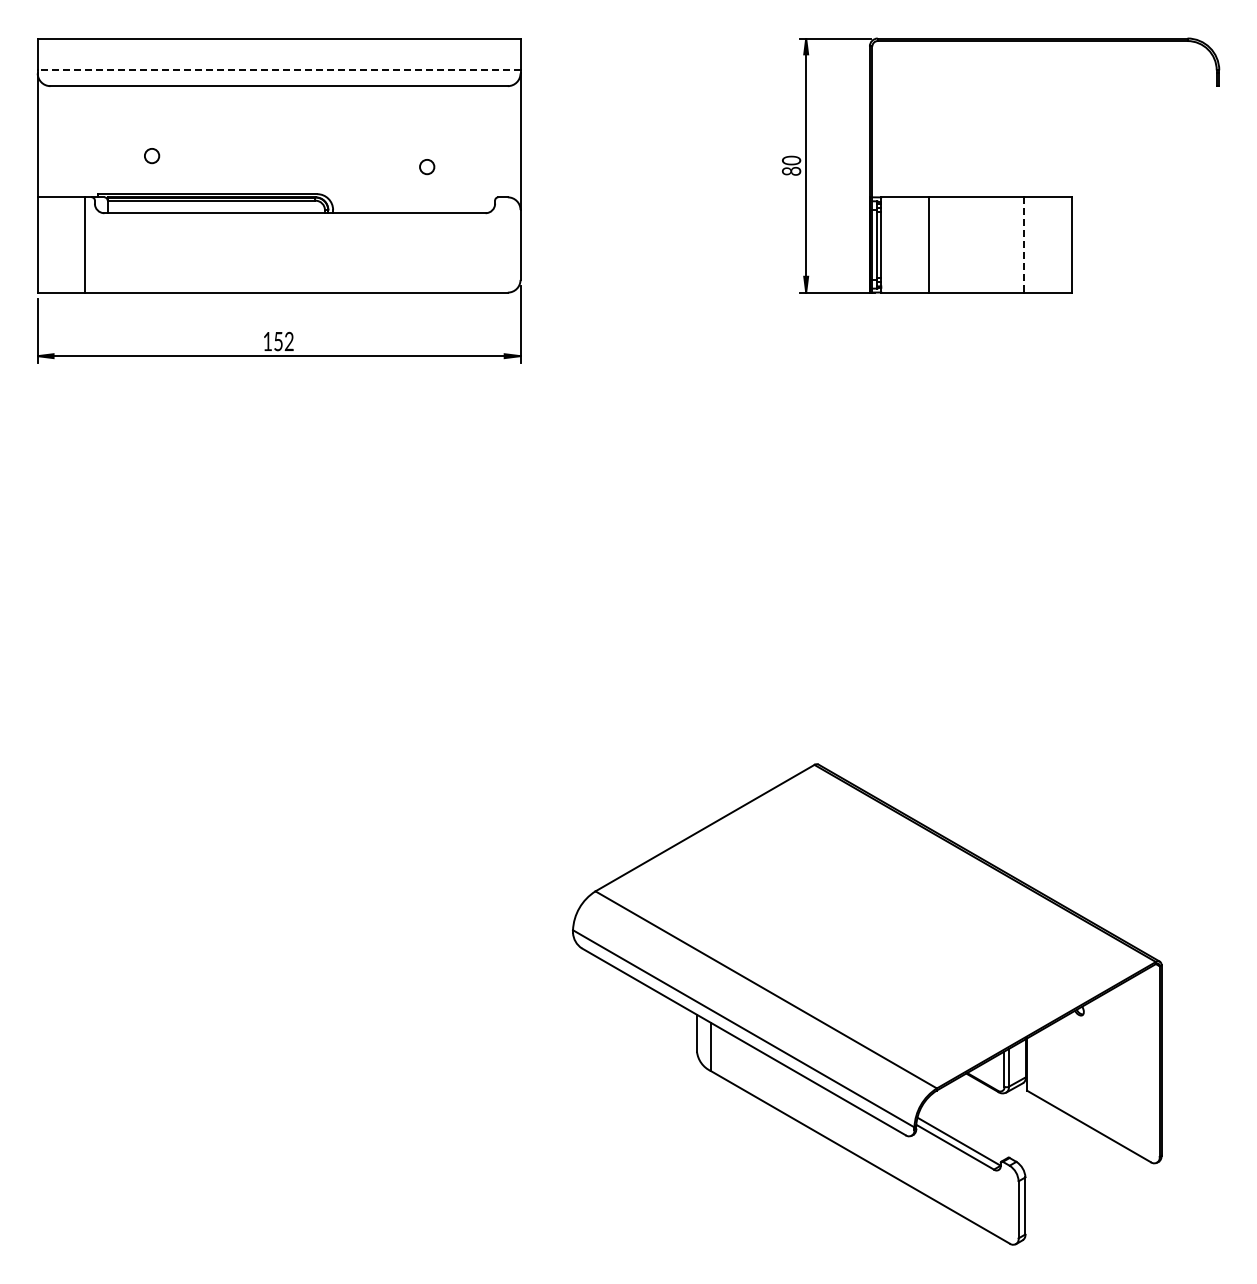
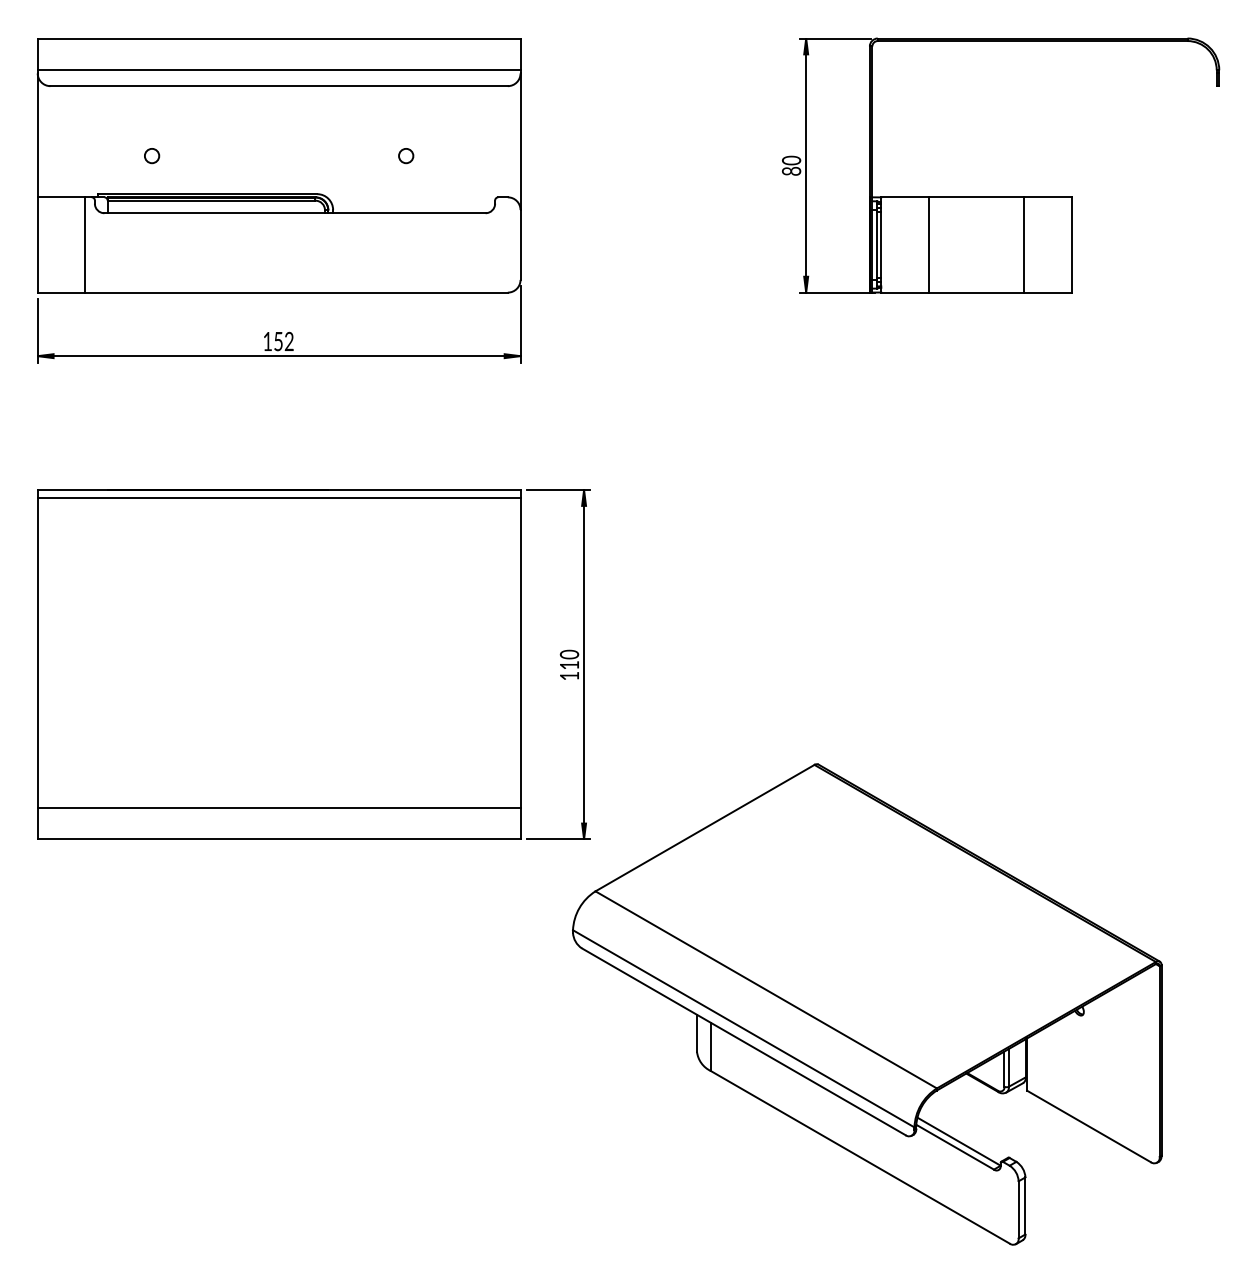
line: dashed -> solid (278, 70)
circle position: (427, 167) -> (406, 156) (406, 156)
line: dashed -> solid (1024, 244)
part: none -> present (313, 664)
